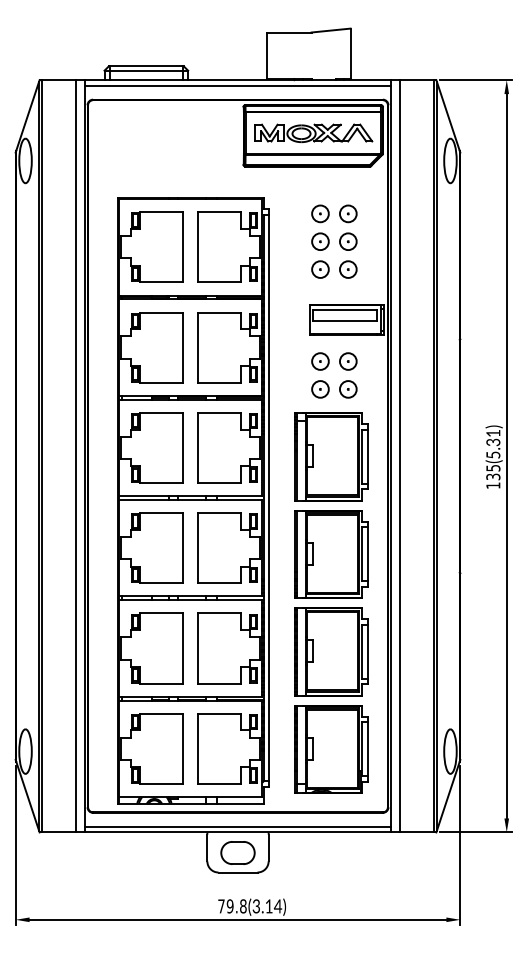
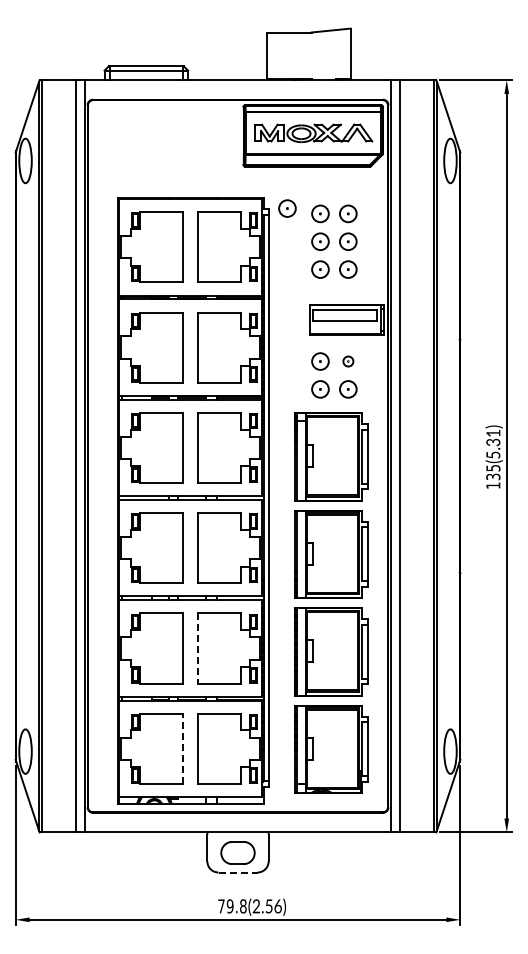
line: present -> none (237, 85)
part: none -> present (287, 208)
part size: 19x19 px -> 13x13 px (348, 361)
line: solid -> dashed (198, 649)
line: solid -> dashed (182, 748)
line: present -> none (237, 826)
line: solid -> dashed (238, 872)
text: (3.14)\f] -> (2.56)\f] (267, 906)
